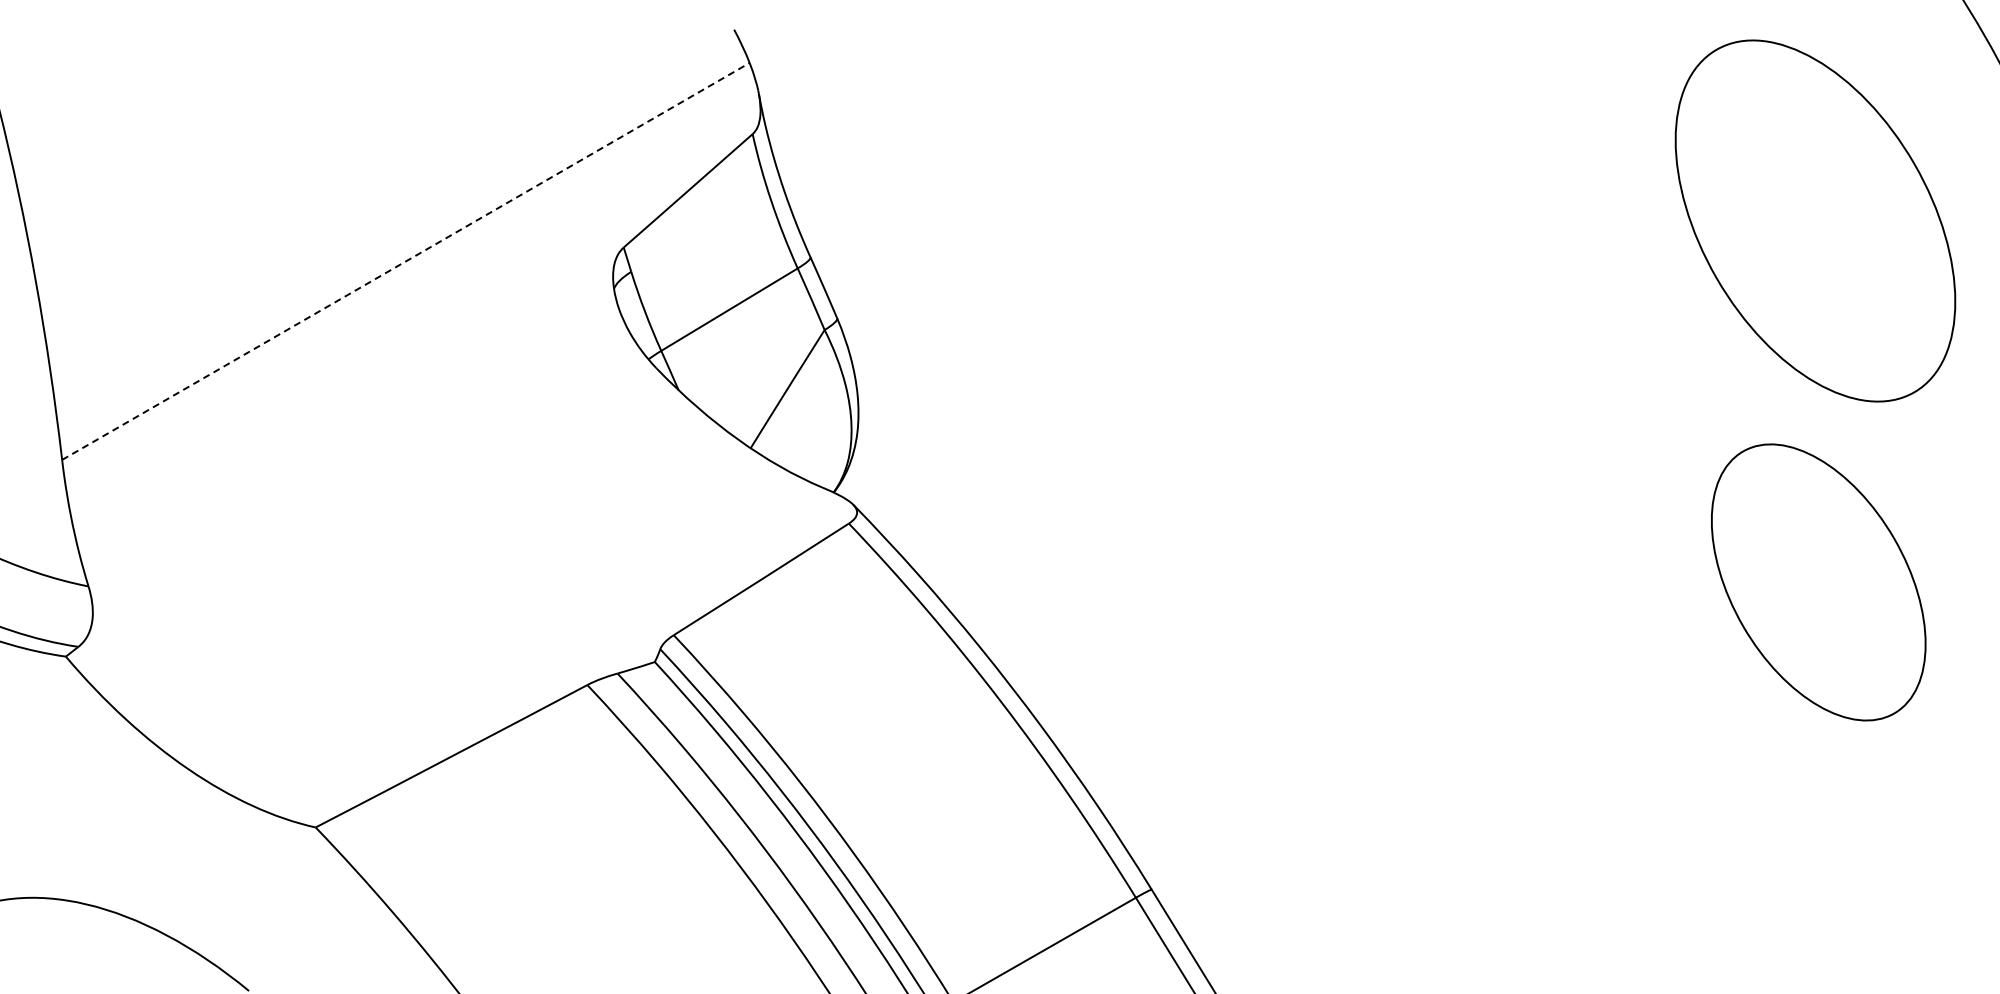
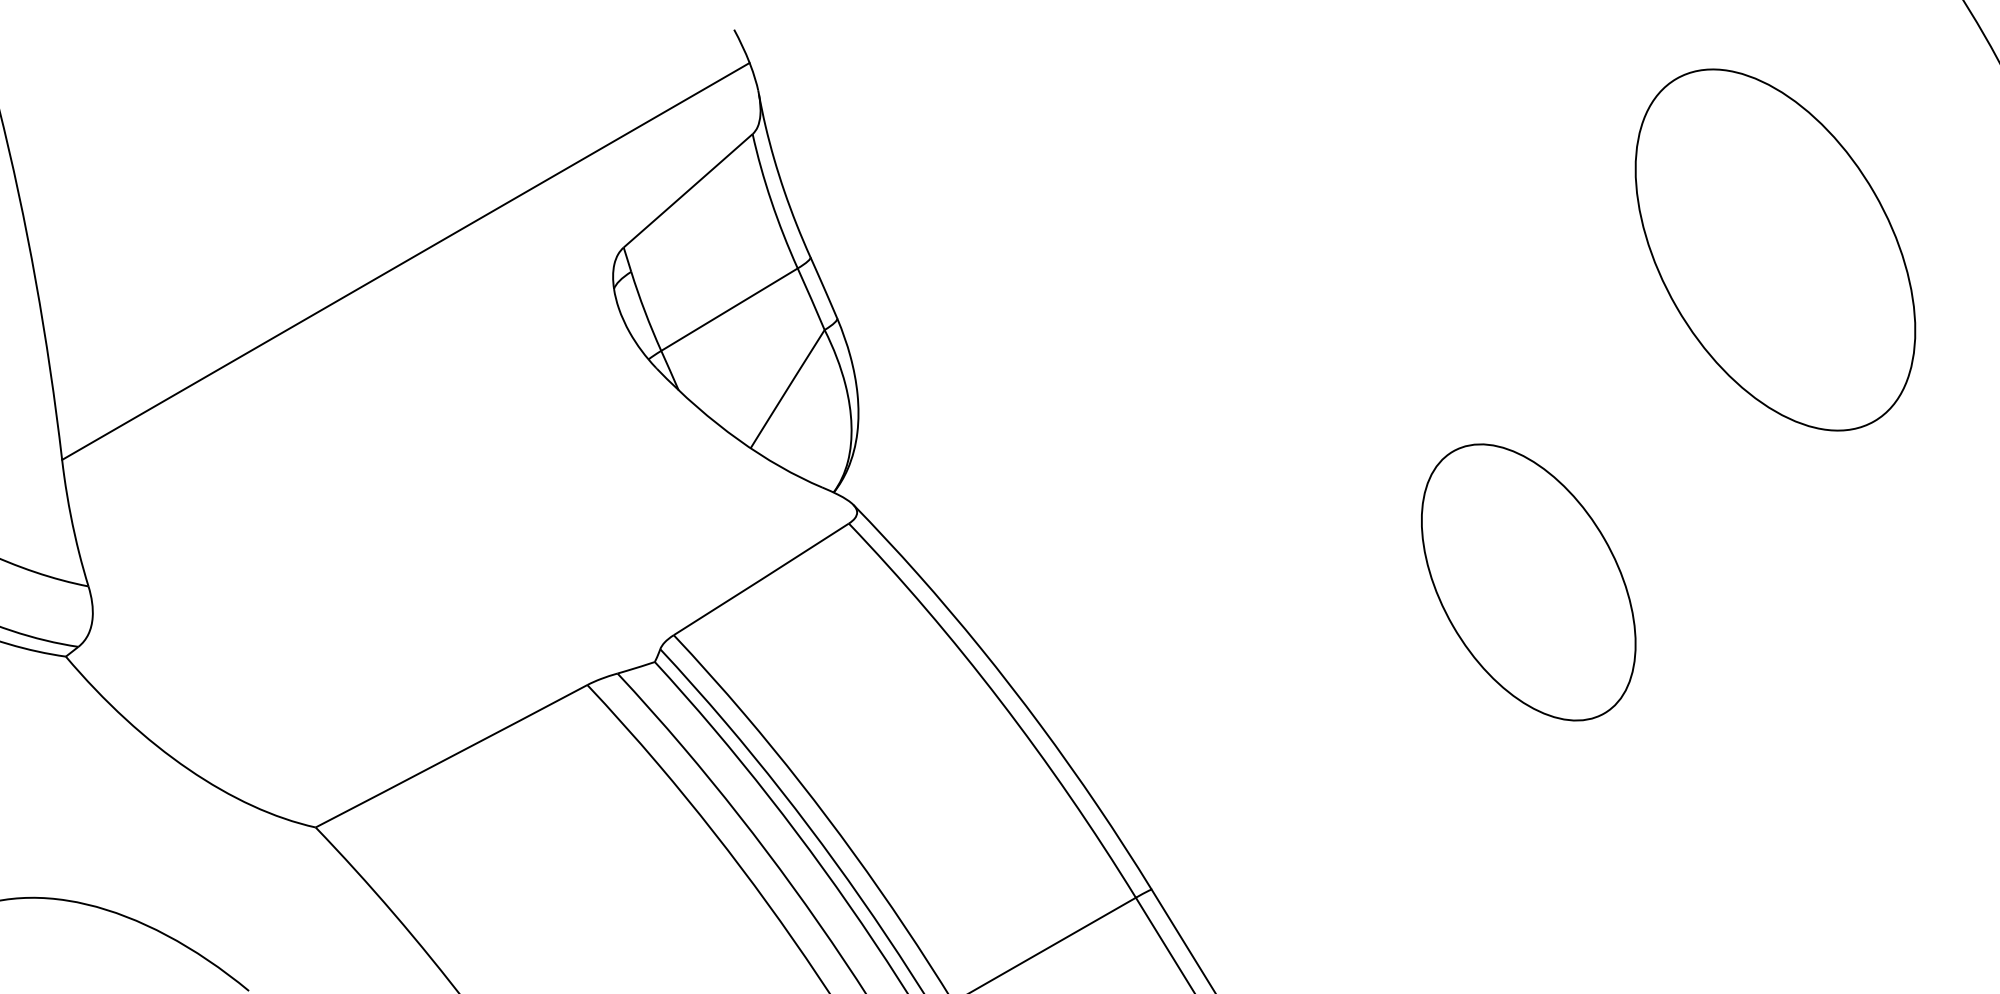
part position: (1815, 220) -> (1775, 249) (1775, 249)
line: dashed -> solid (405, 261)
part position: (1818, 582) -> (1528, 582) (1528, 582)
